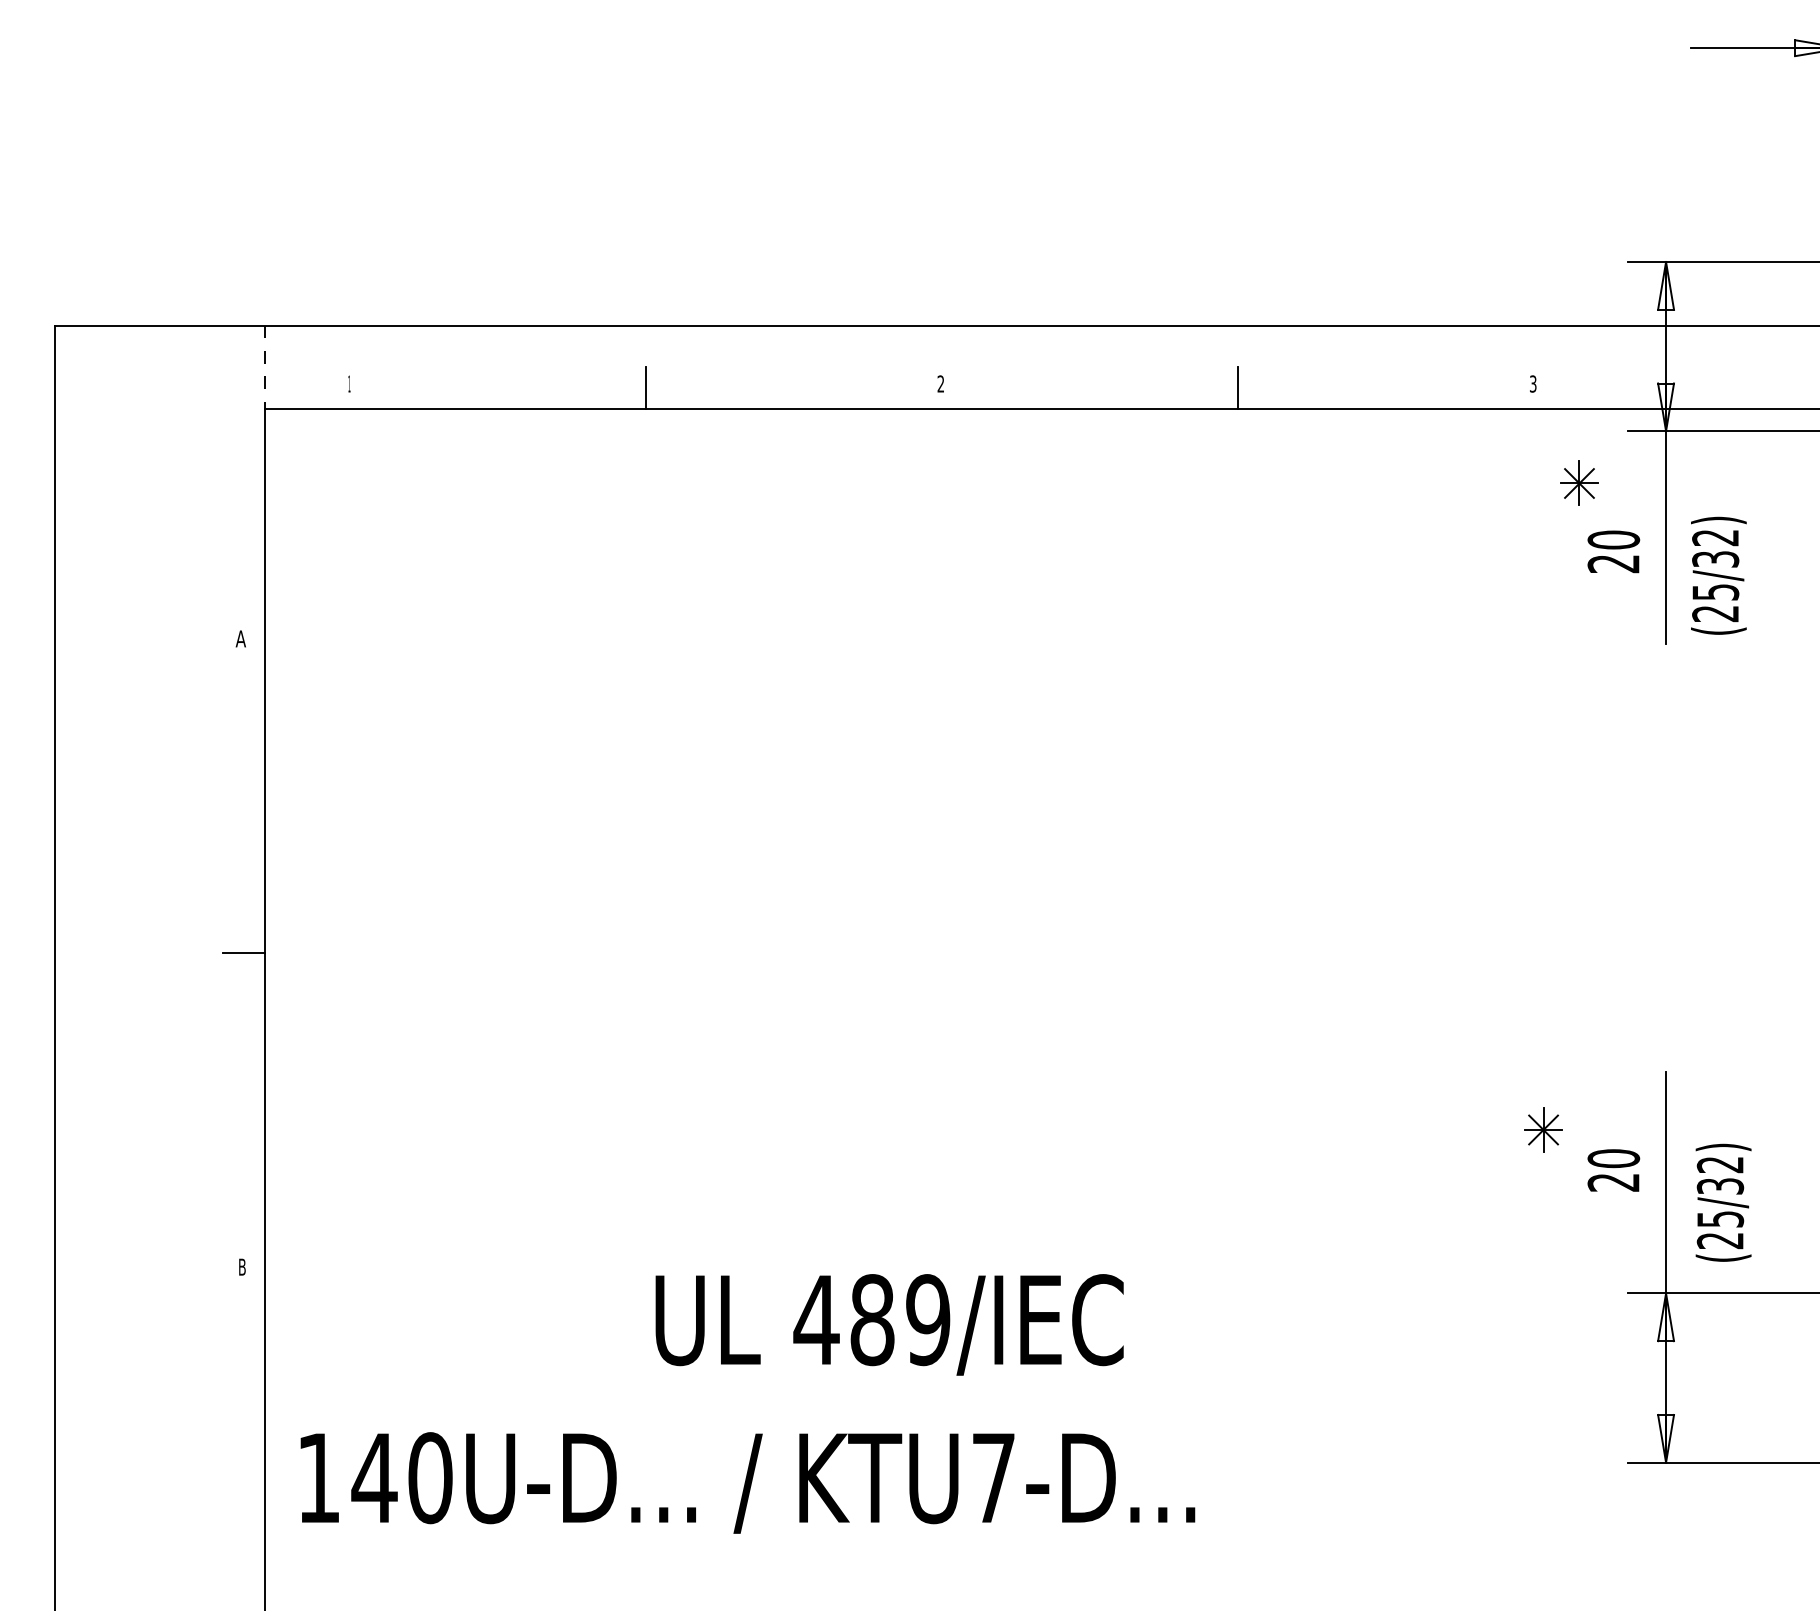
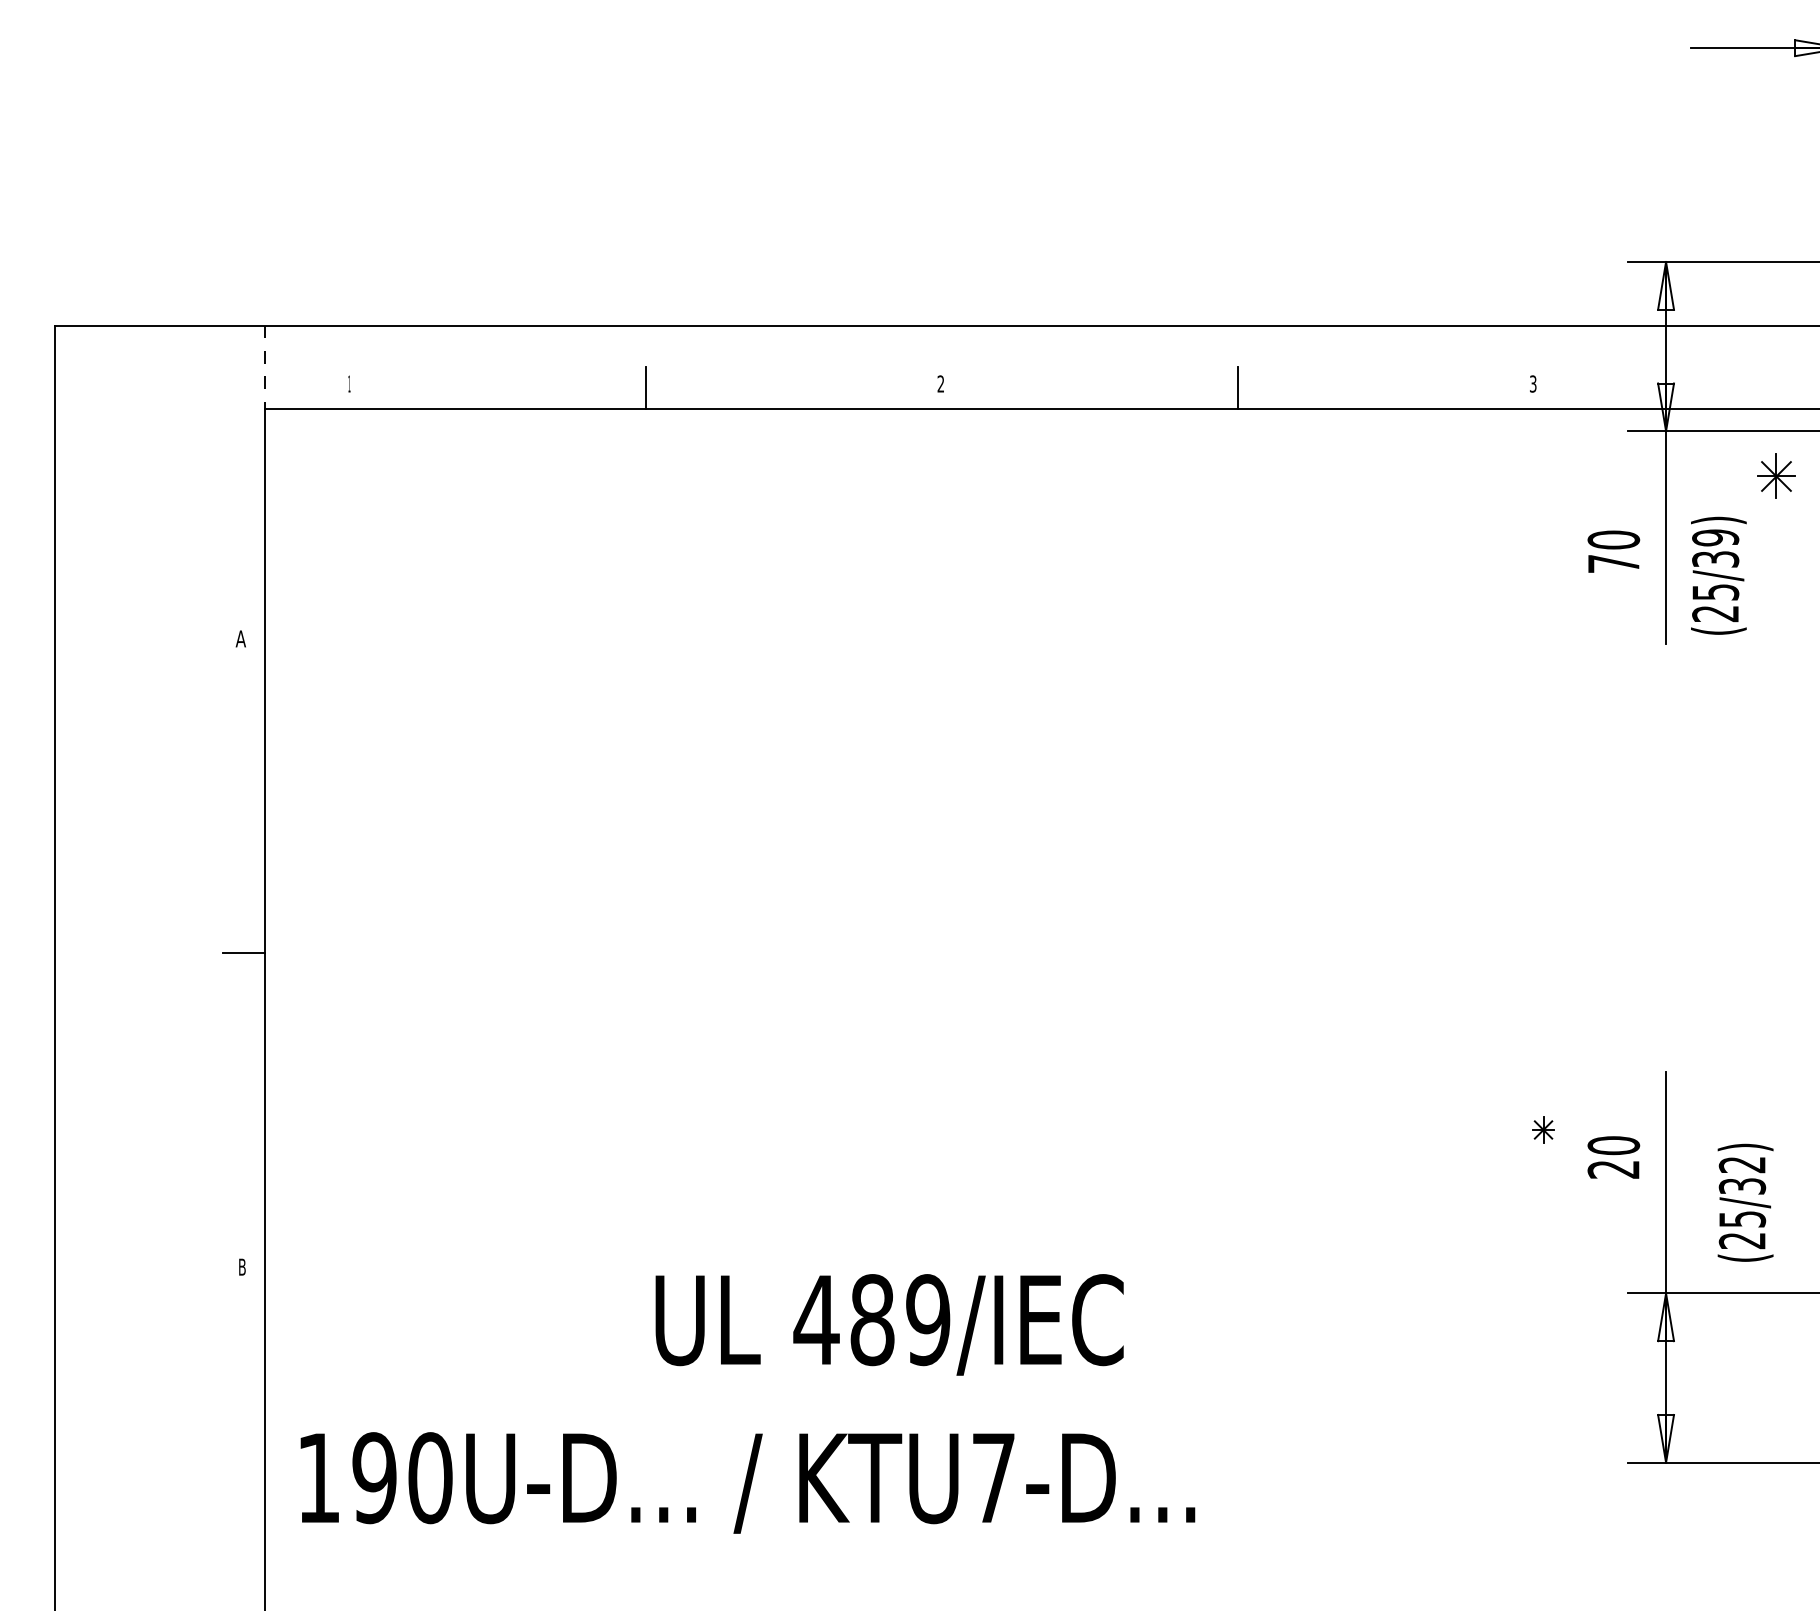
part position: (1579, 482) -> (1776, 475) (1776, 475)
text: (25/32) -> (25/39) (1715, 537)
text: 20 -> 70 (1613, 564)
part size: 39x46 px -> 23x28 px (1543, 1129)
text position: (1613, 1170) -> (1613, 1157) (1613, 1157)
text position: (1723, 1202) -> (1745, 1202) (1745, 1202)
text: 140U-D... -> 190U-D... (374, 1478)
